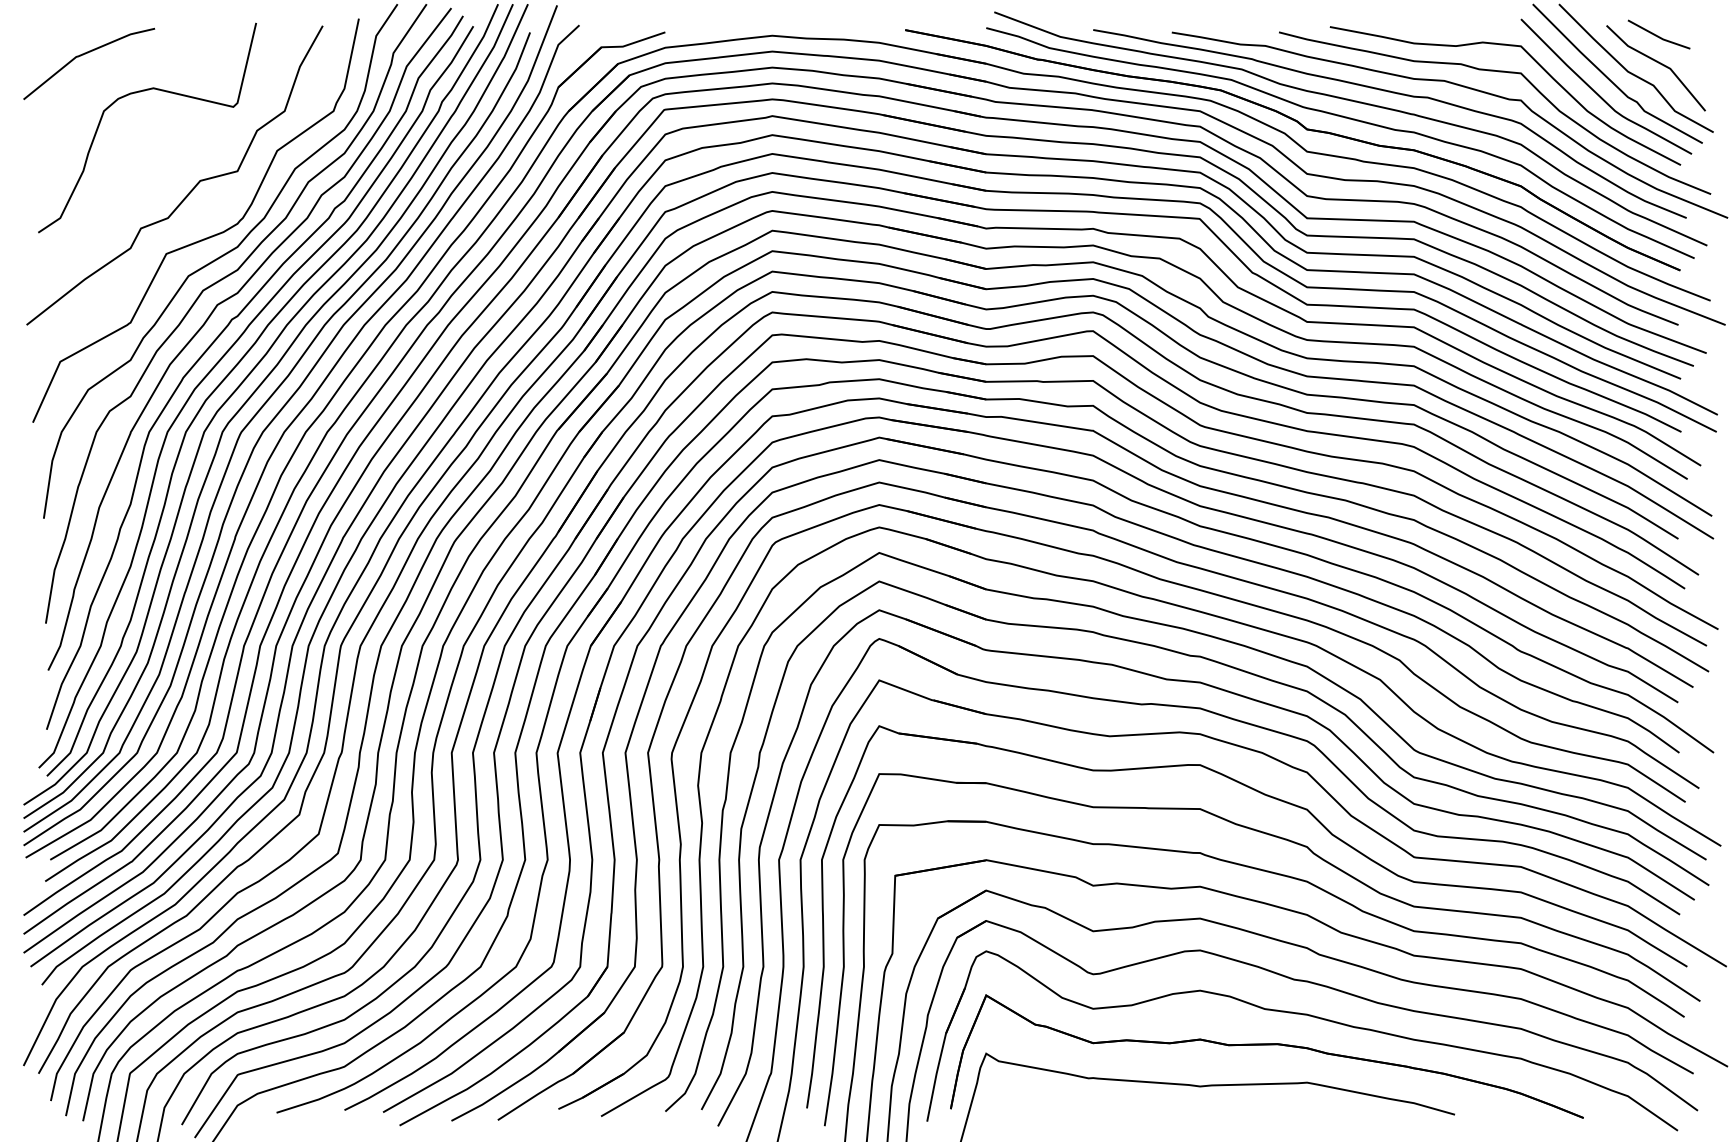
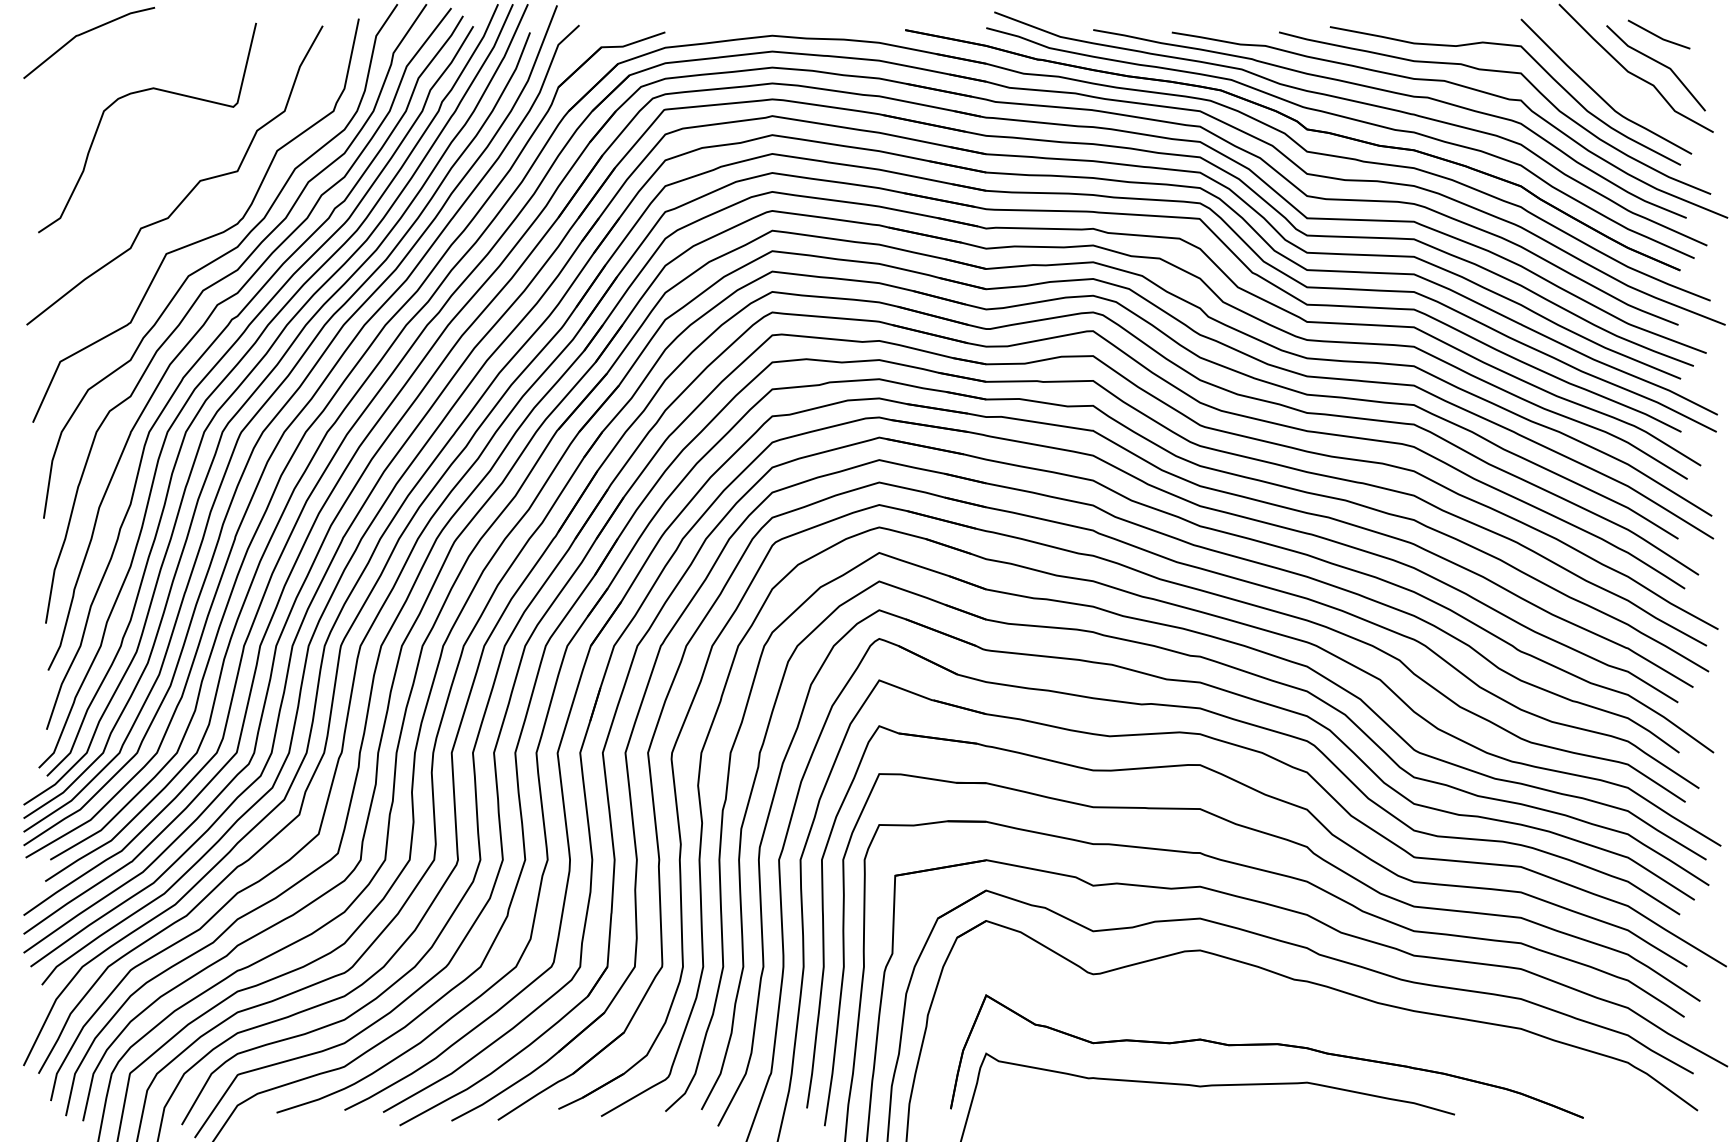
line position: (85, 54) -> (85, 33) (85, 33)
curve: present -> none (1610, 79)
part: present -> none (1309, 1016)
